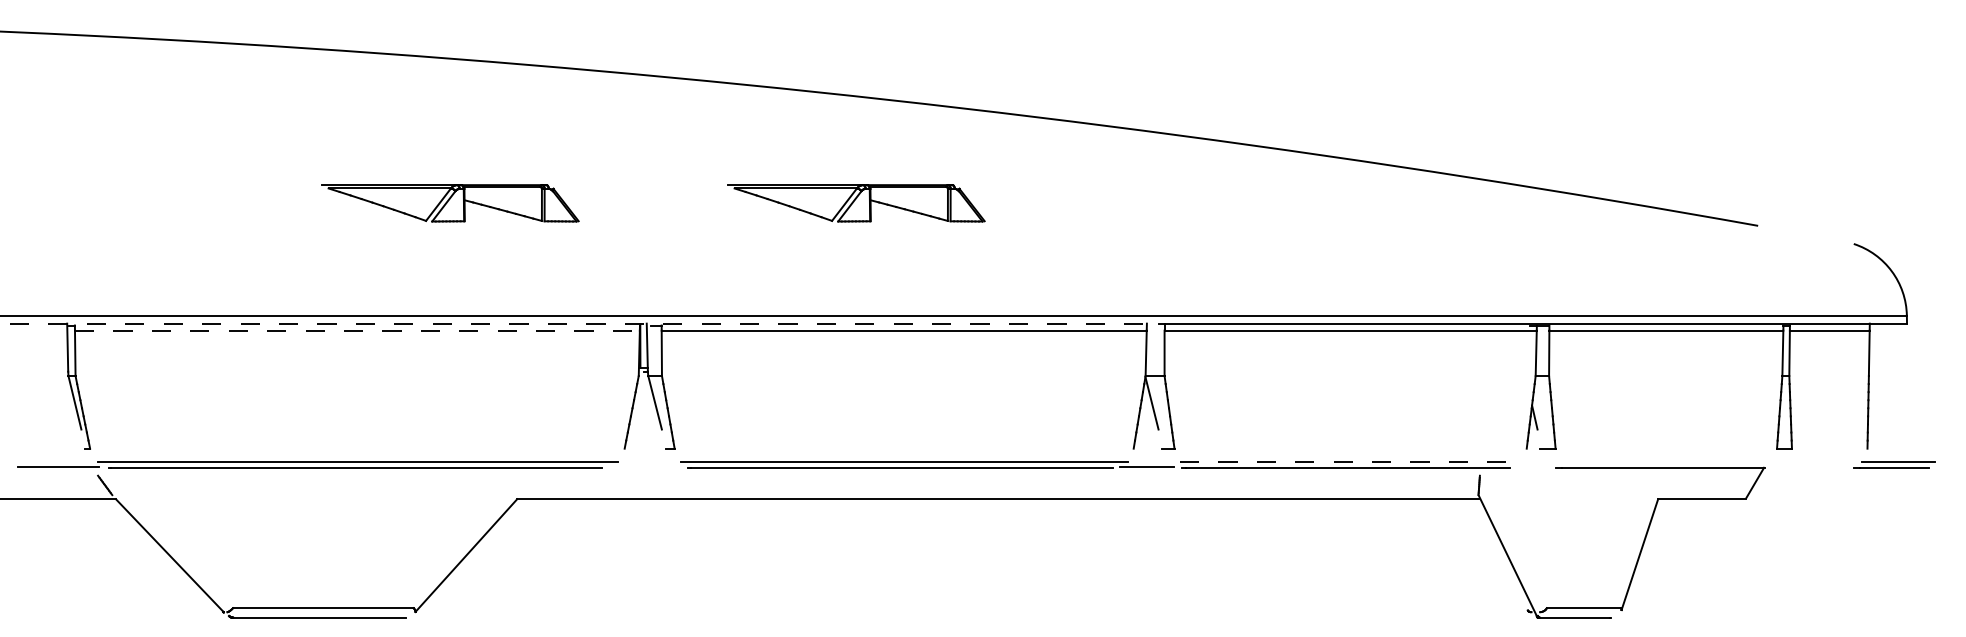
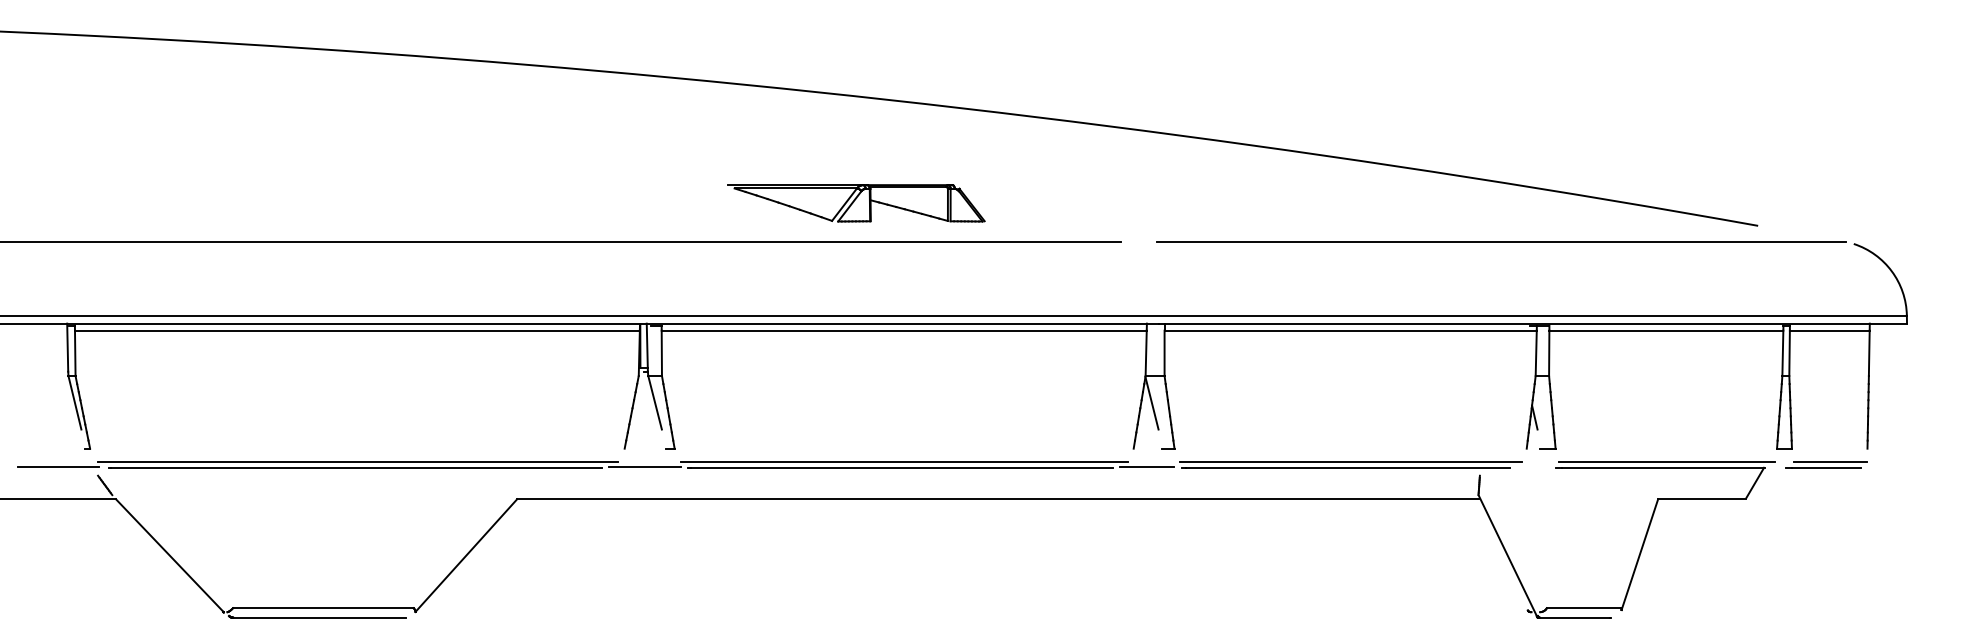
part: present -> none (450, 203)
line: none -> present (561, 241)
line: none -> present (1501, 241)
line: dashed -> solid (579, 323)
line: dashed -> solid (357, 330)
line: dashed -> solid (1351, 462)
line: none -> present (1666, 462)
part position: (1894, 464) -> (1826, 464) (1826, 464)
line: none -> present (644, 466)
